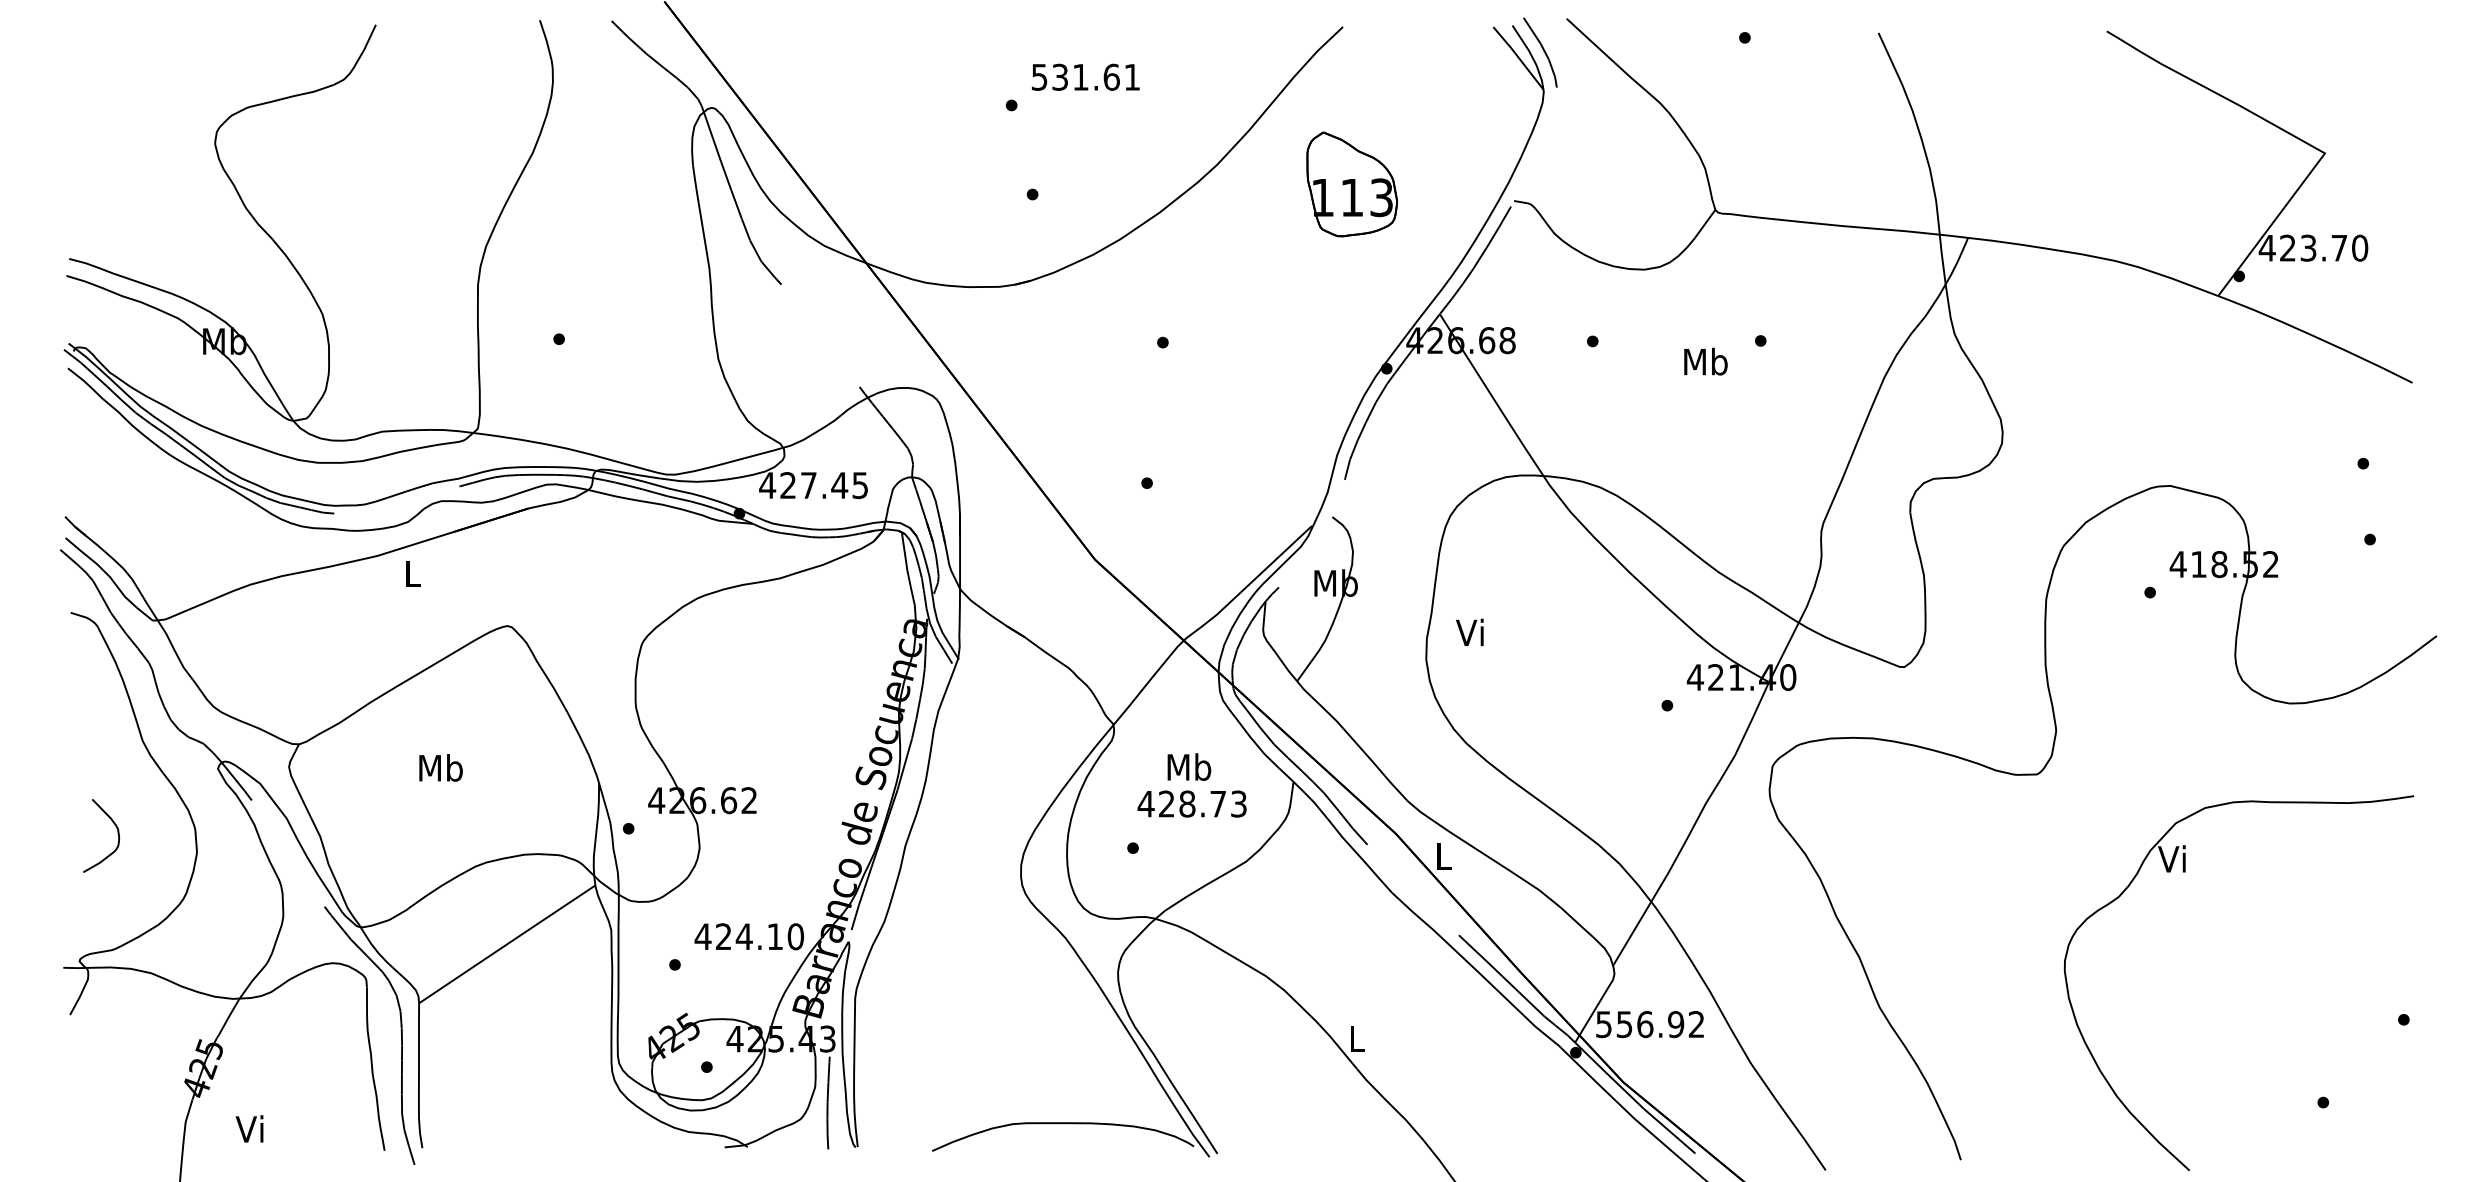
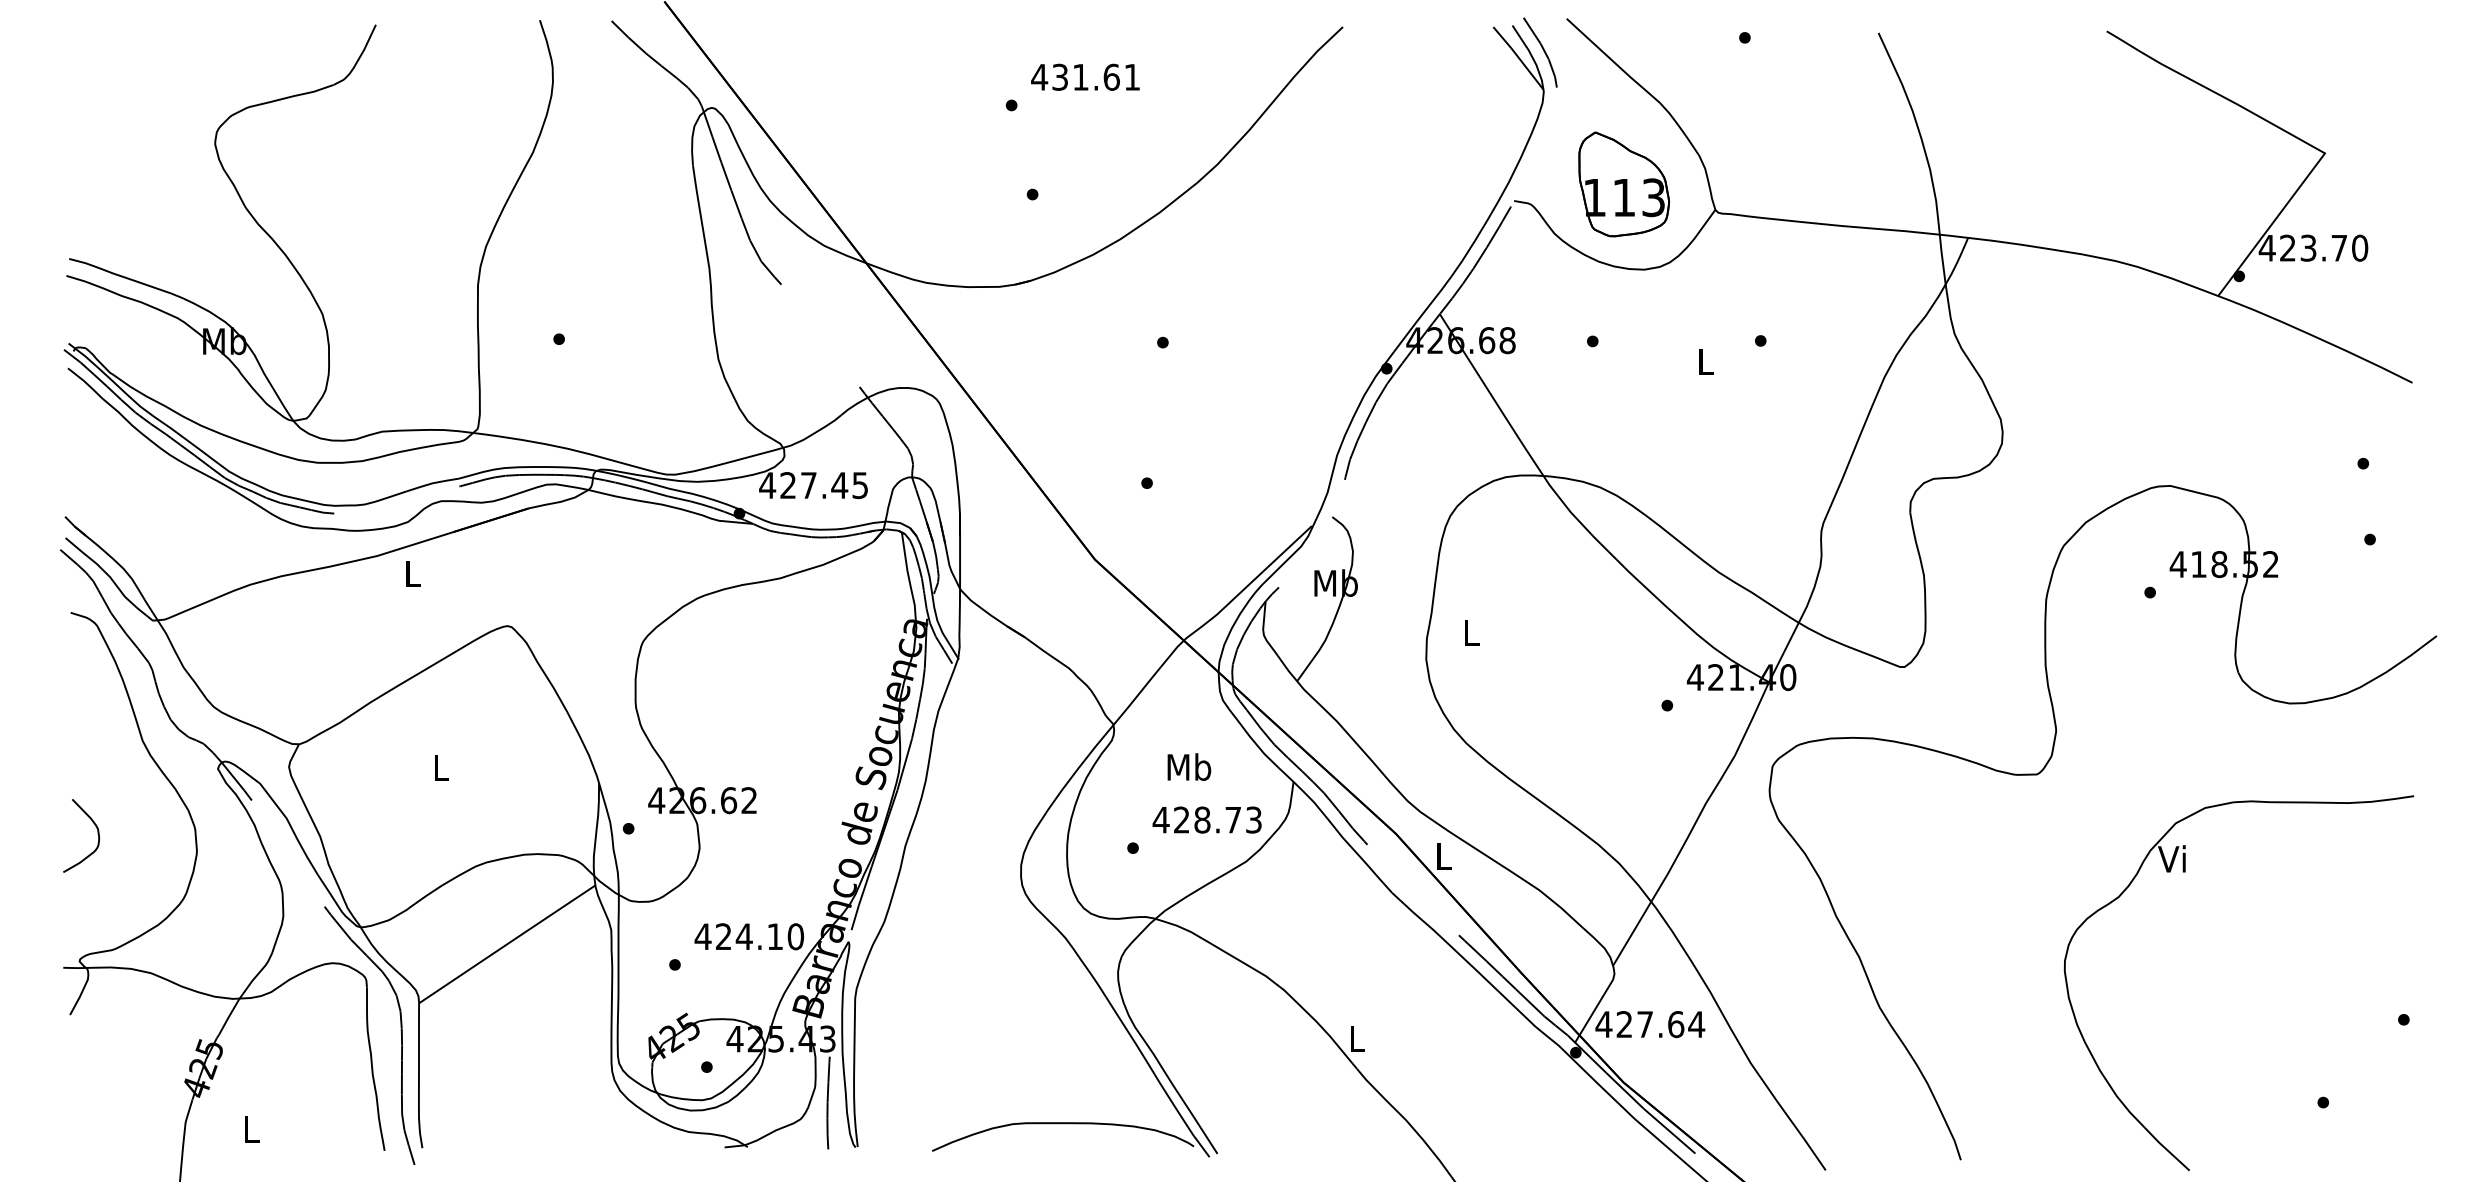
text: 531.61 -> 431.61 (1039, 77)
part position: (1351, 184) -> (1623, 184) (1623, 184)
text: Mb -> L (1705, 361)
text: Vi -> L (1469, 631)
text: Mb -> L (440, 767)
text position: (1191, 803) -> (1206, 819) (1206, 819)
curve position: (117, 834) -> (97, 834) (97, 834)
text: 556.92 -> 427.64 (1650, 1024)
text: Vi -> L (249, 1128)
